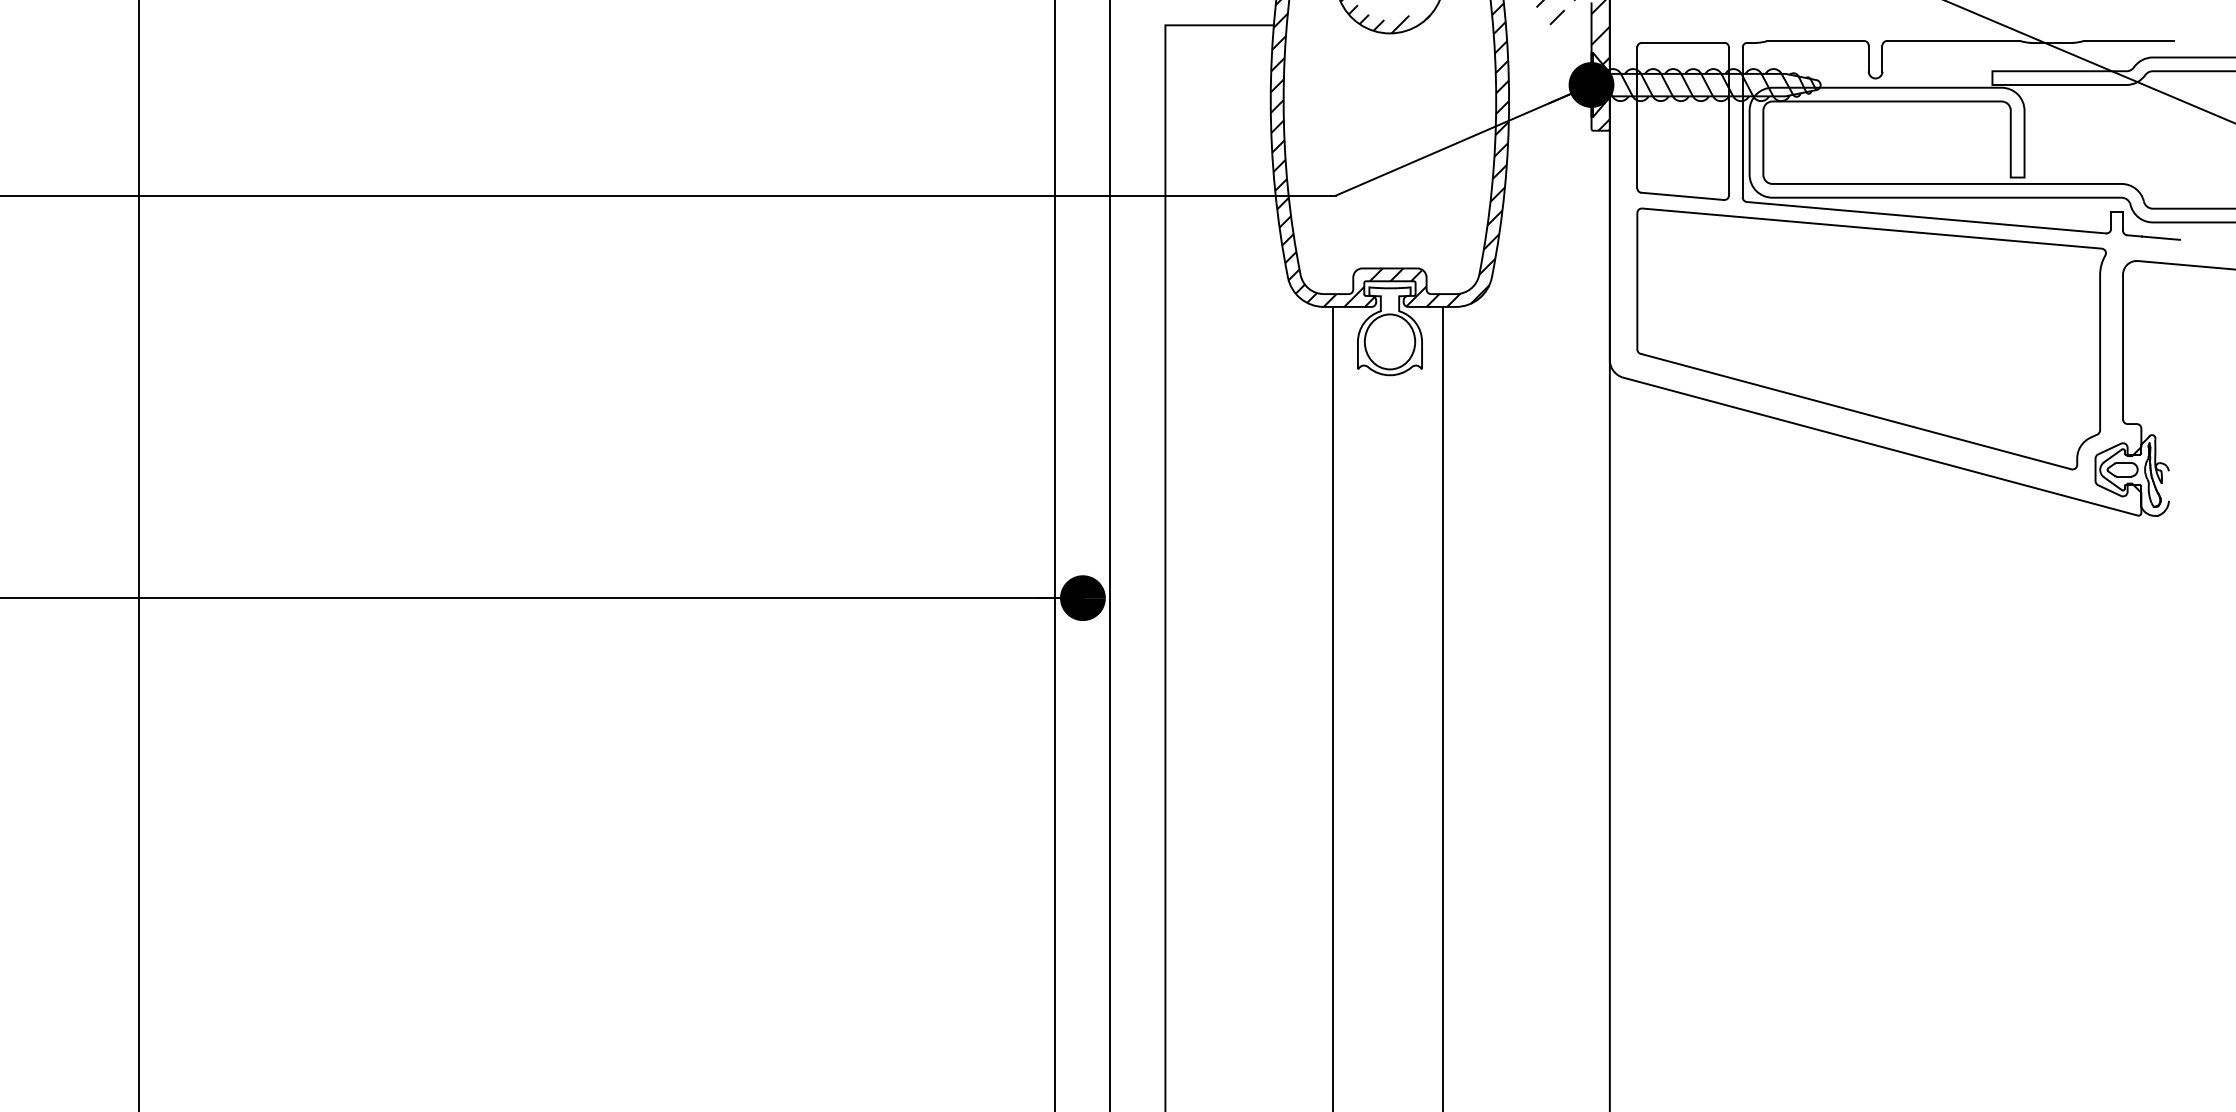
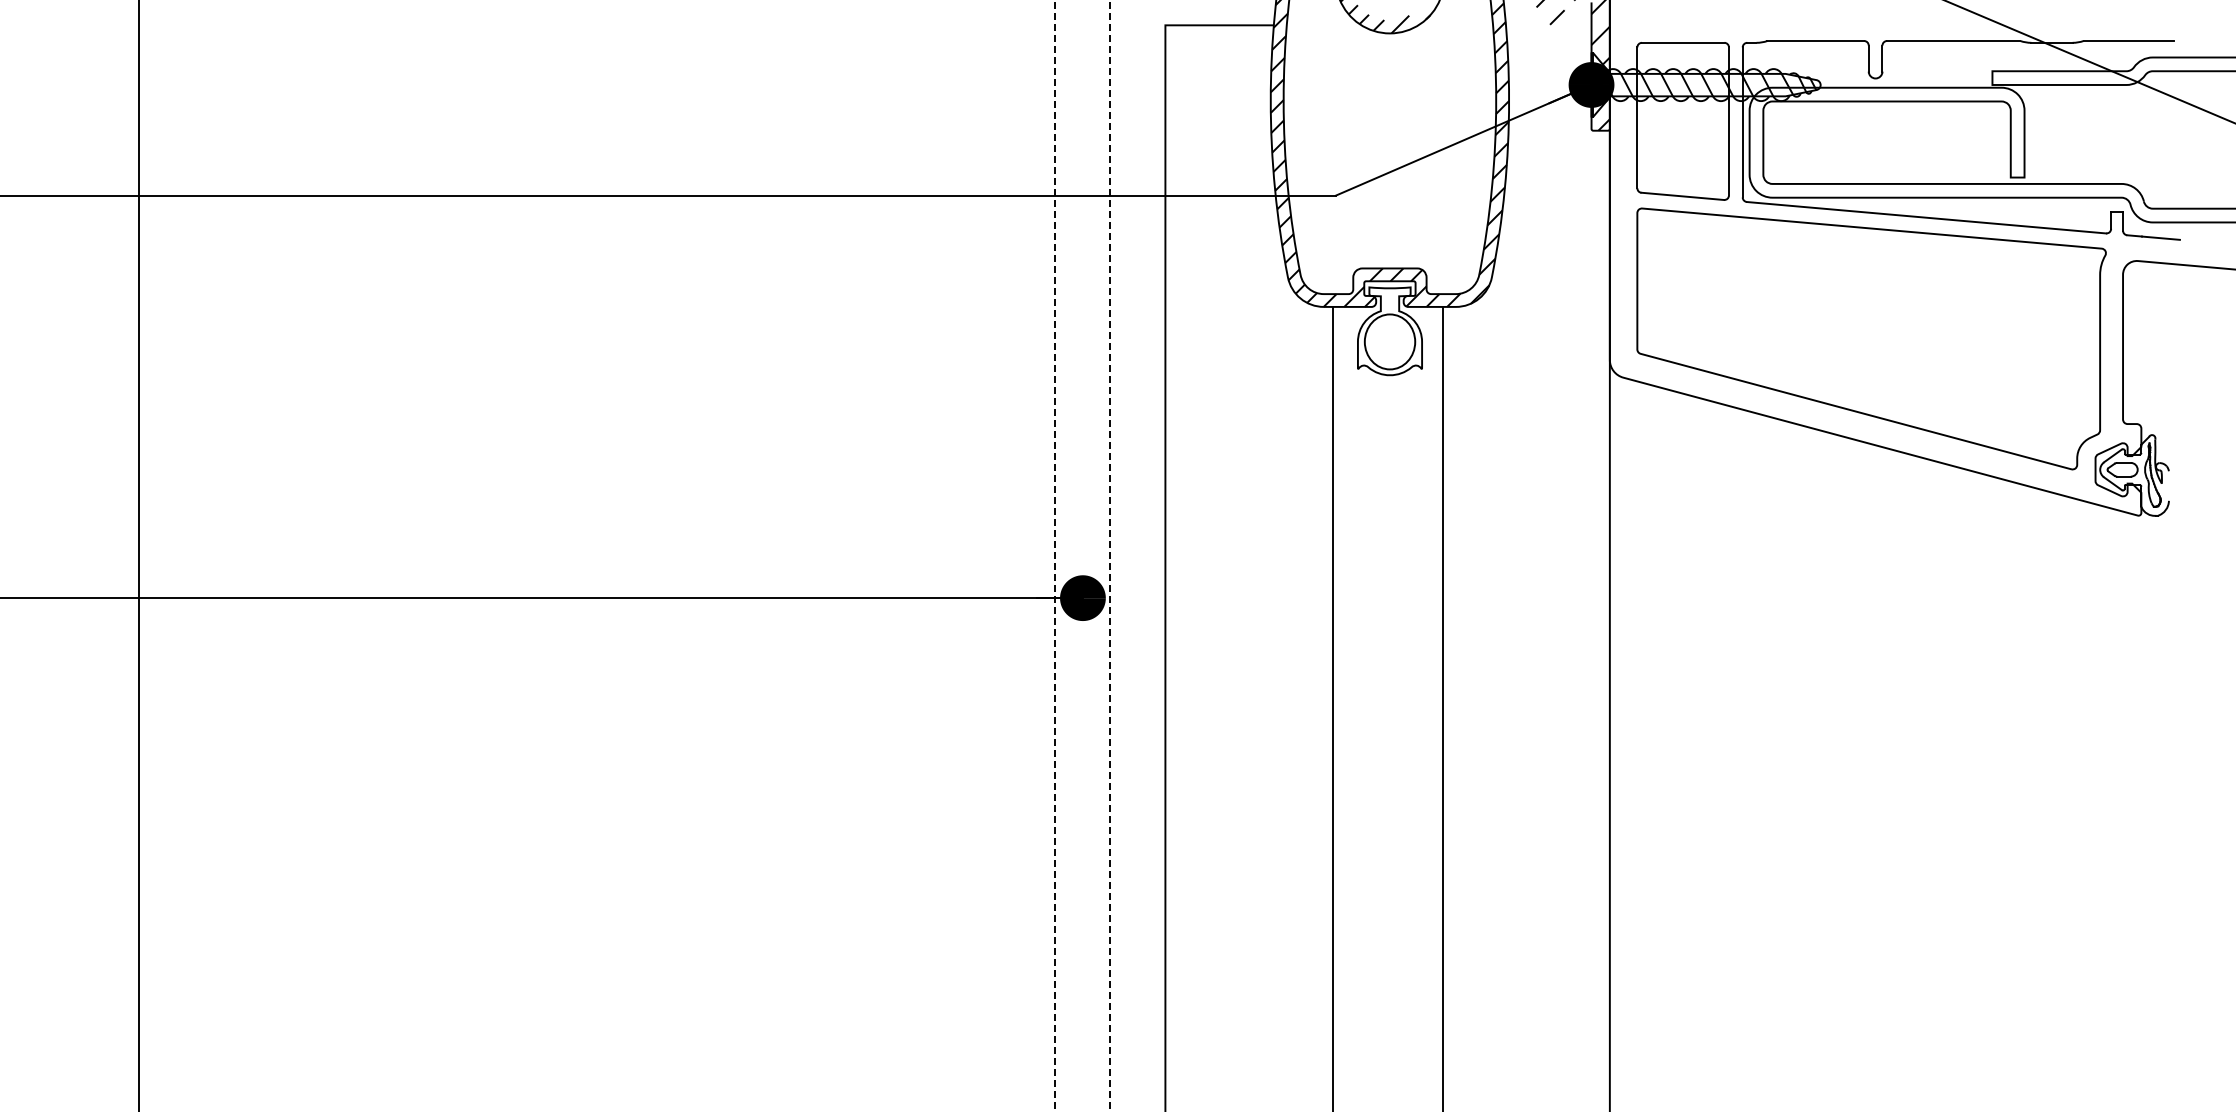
line: solid -> dashed (1055, 556)
line: solid -> dashed (1110, 556)
